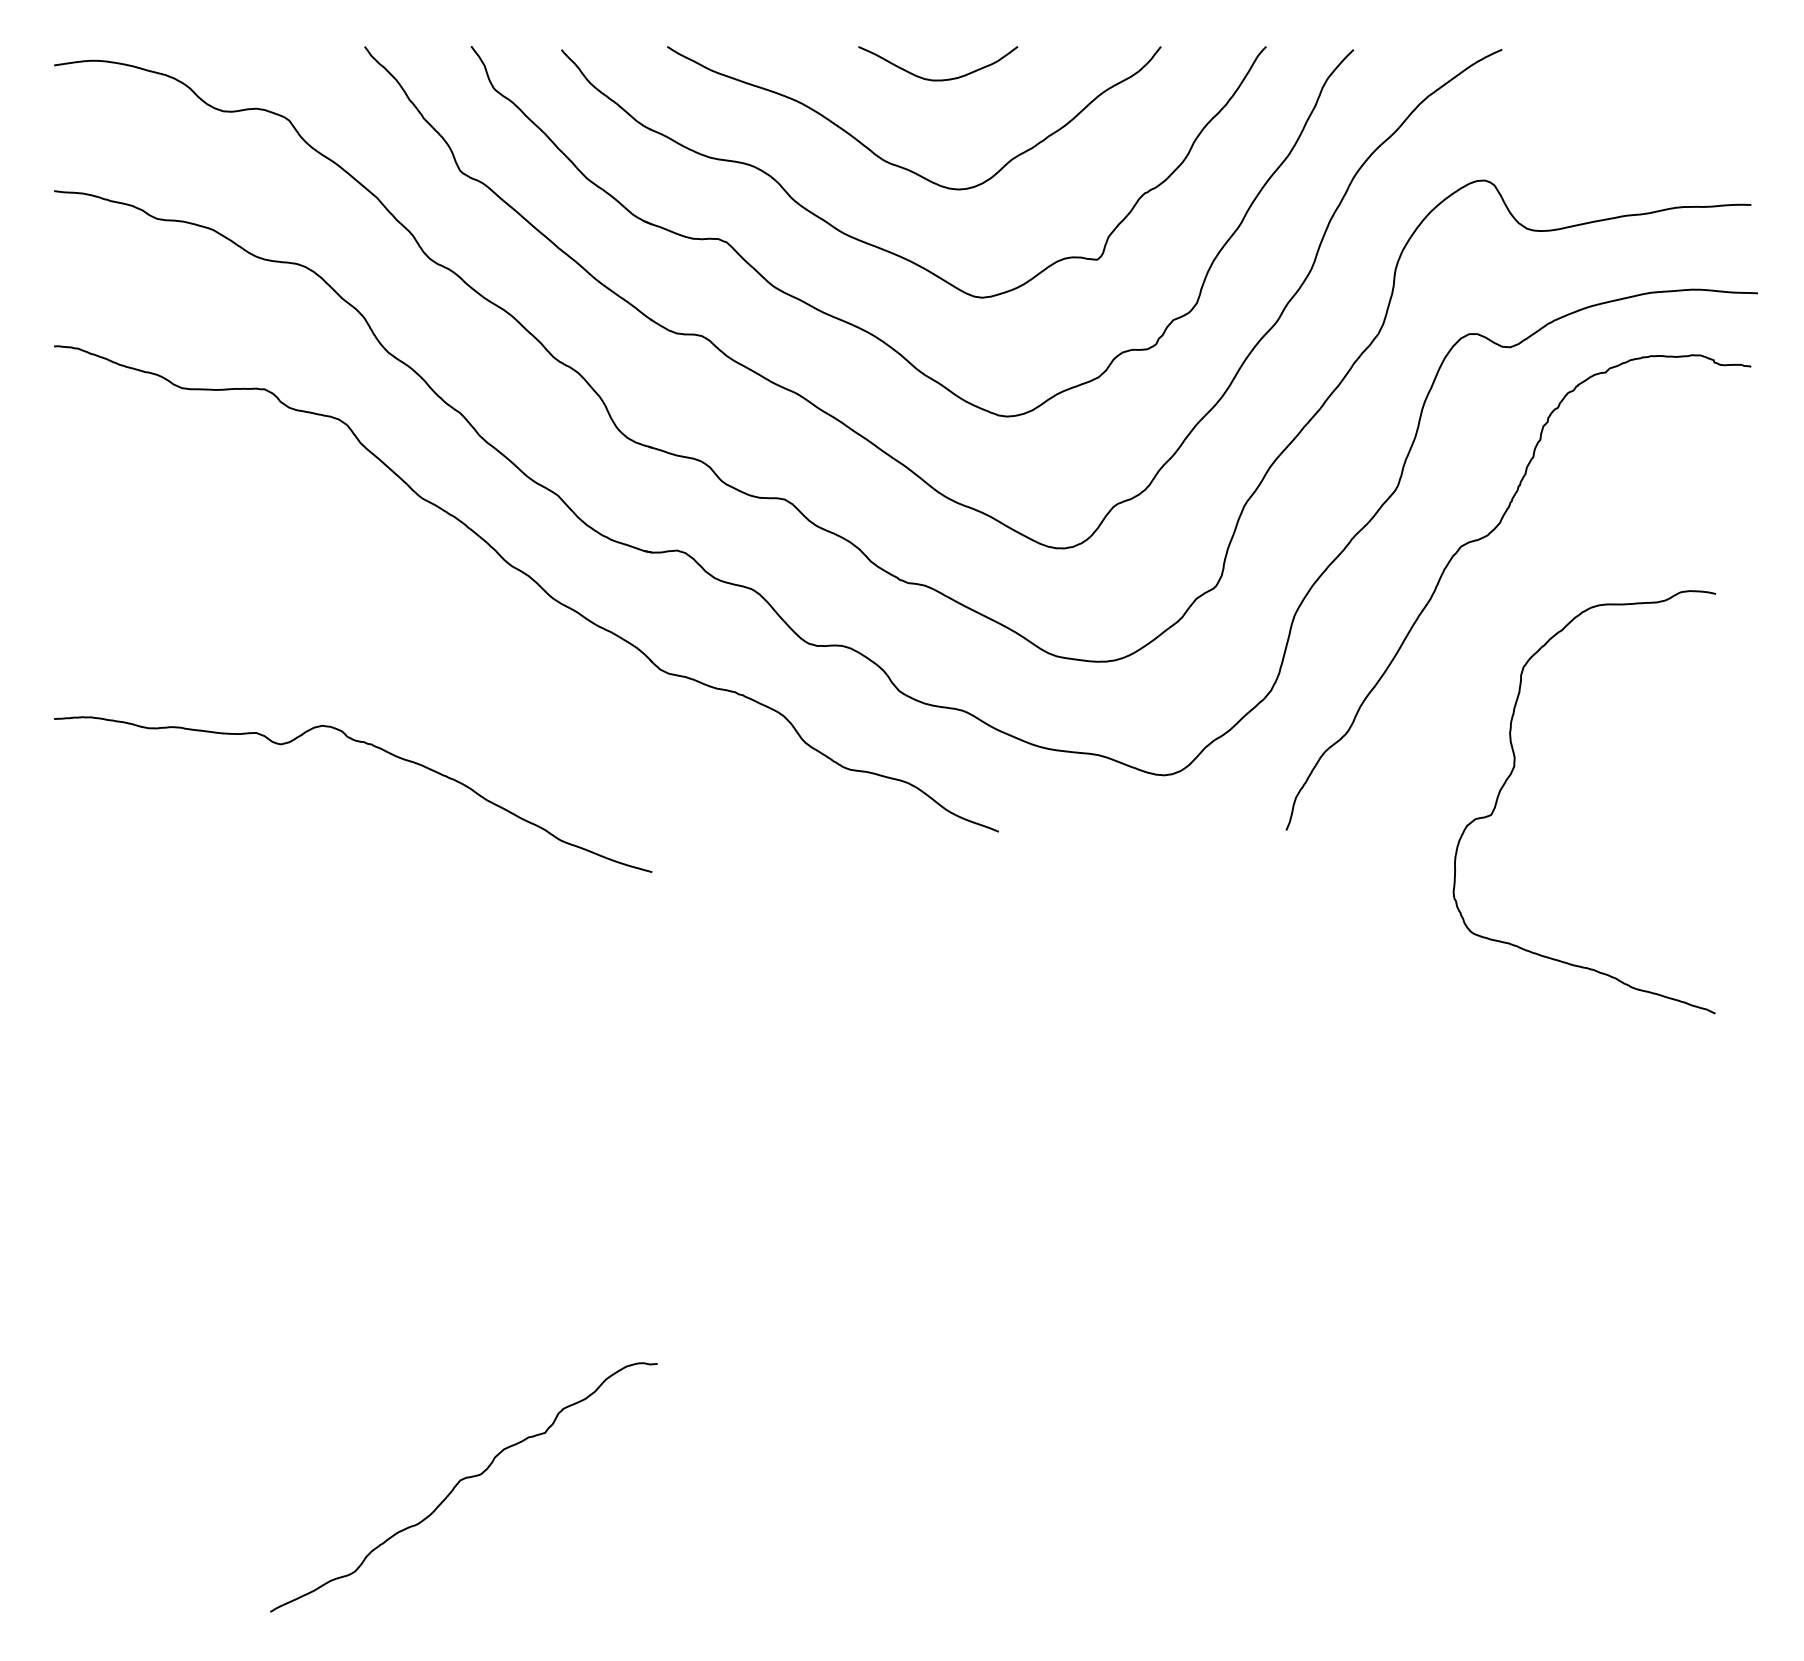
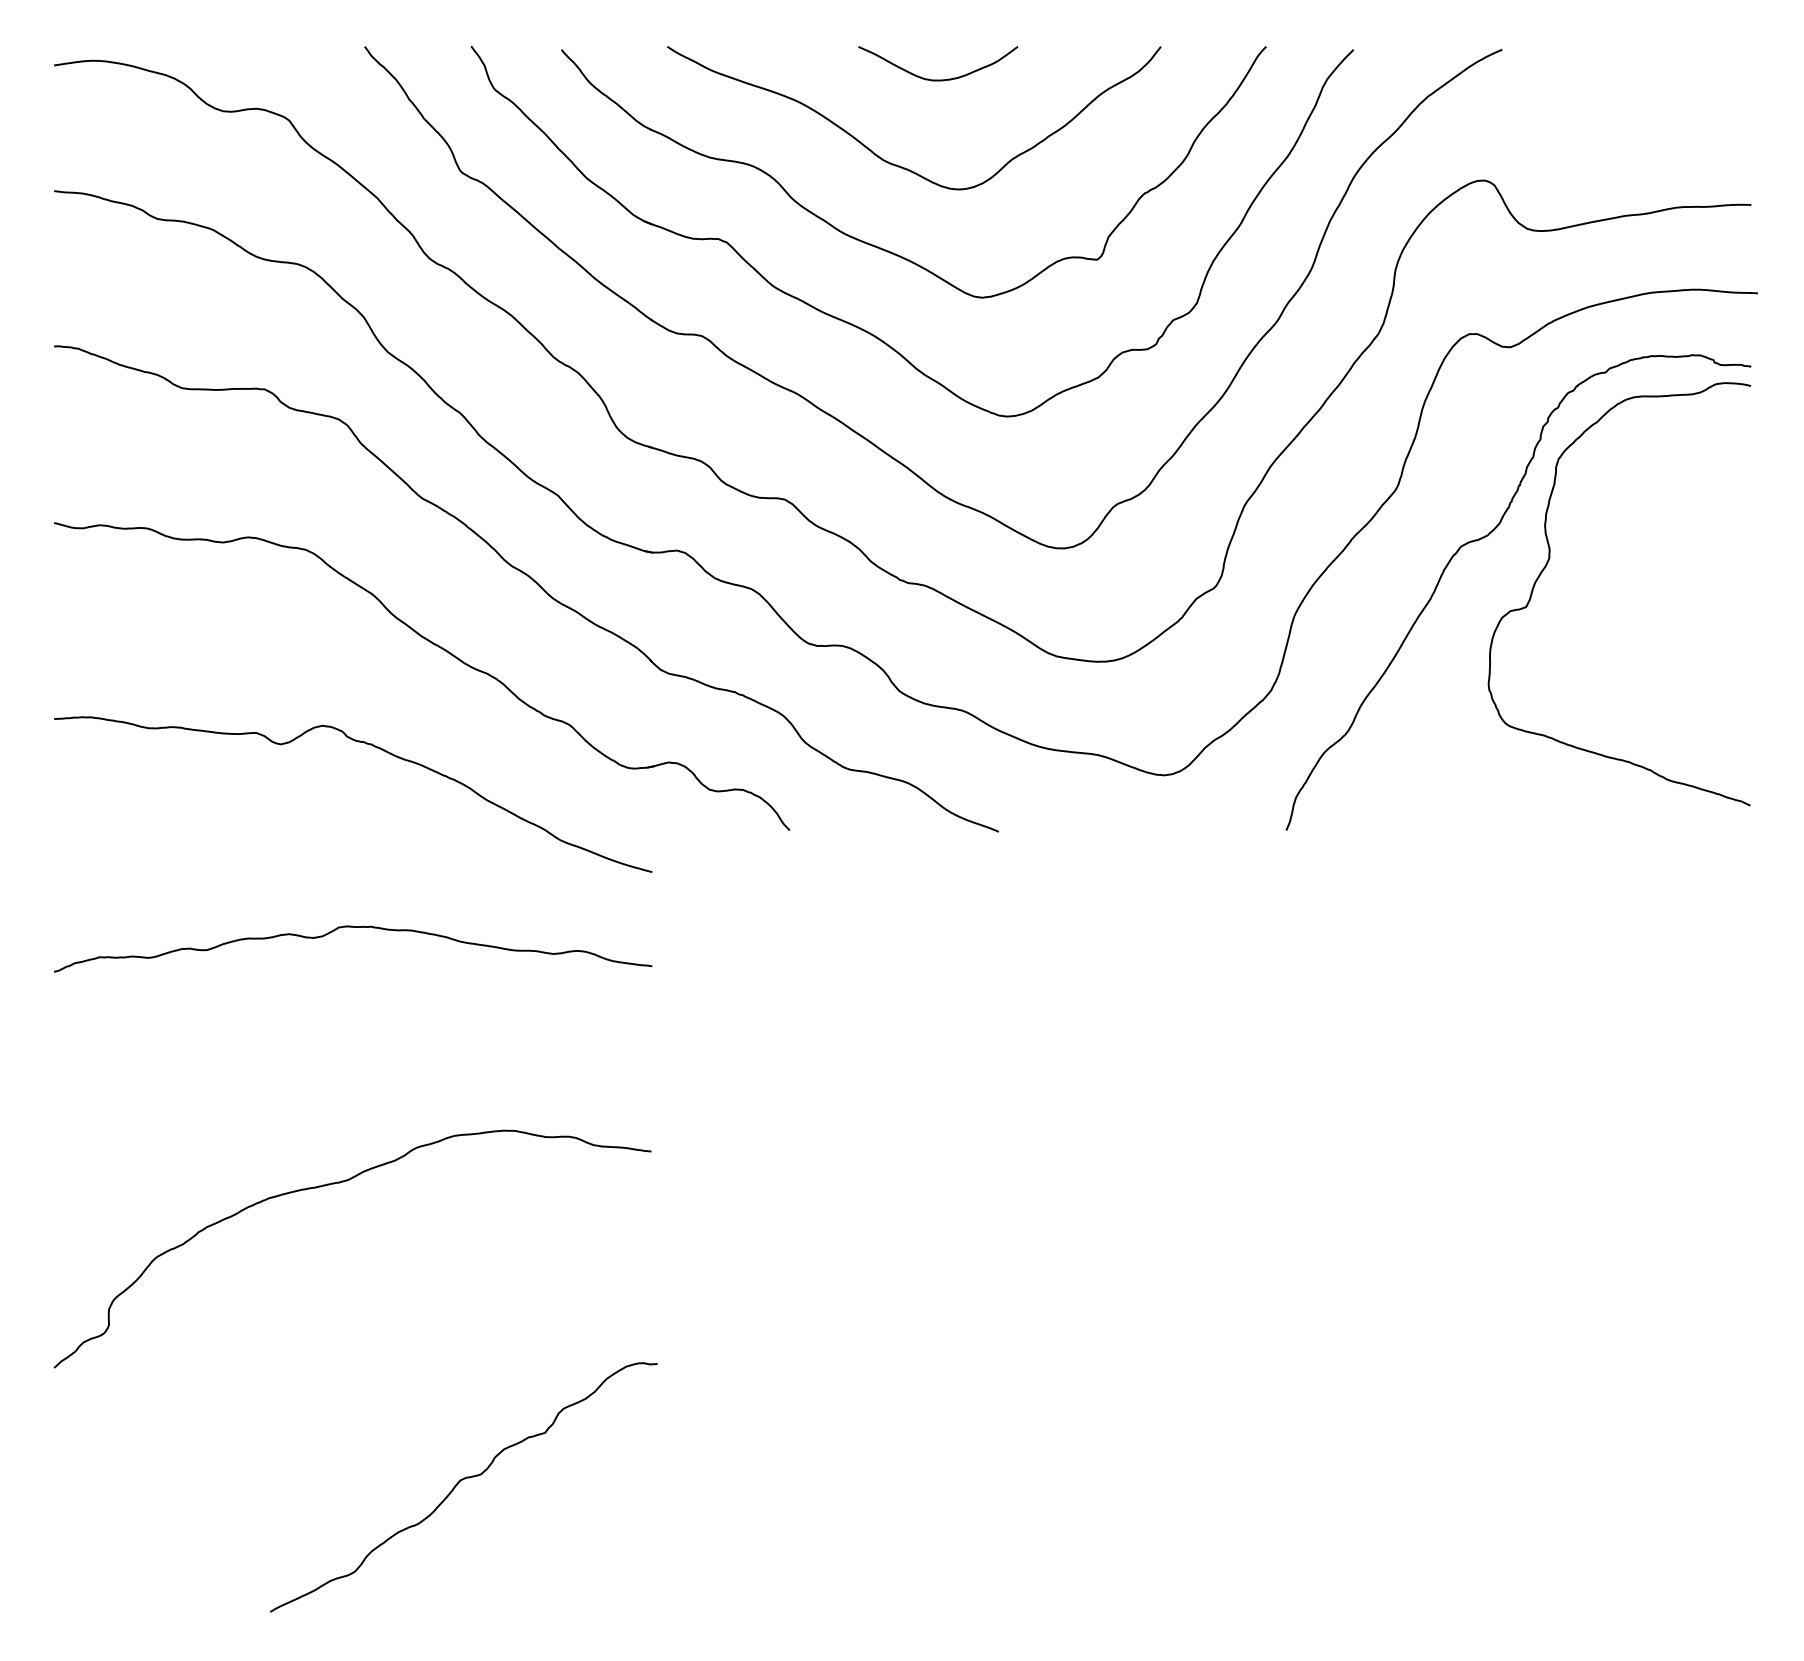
part: none -> present (436, 646)
curve position: (1512, 773) -> (1547, 565) (1547, 565)
curve: none -> present (353, 927)
curve: none -> present (340, 1183)
